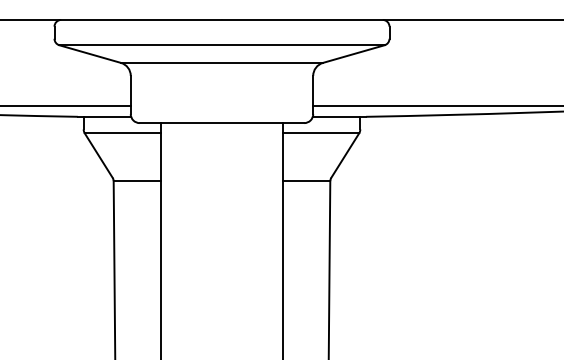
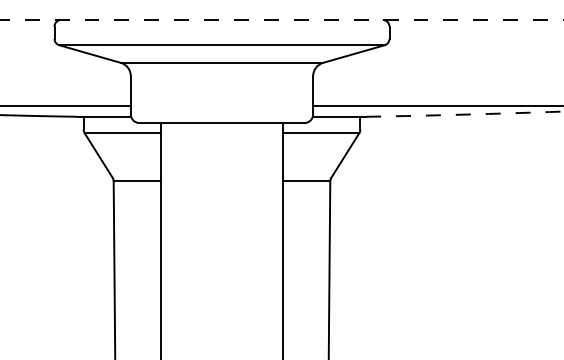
line: solid -> dashed (281, 19)
arc: solid -> dashed (465, 114)
